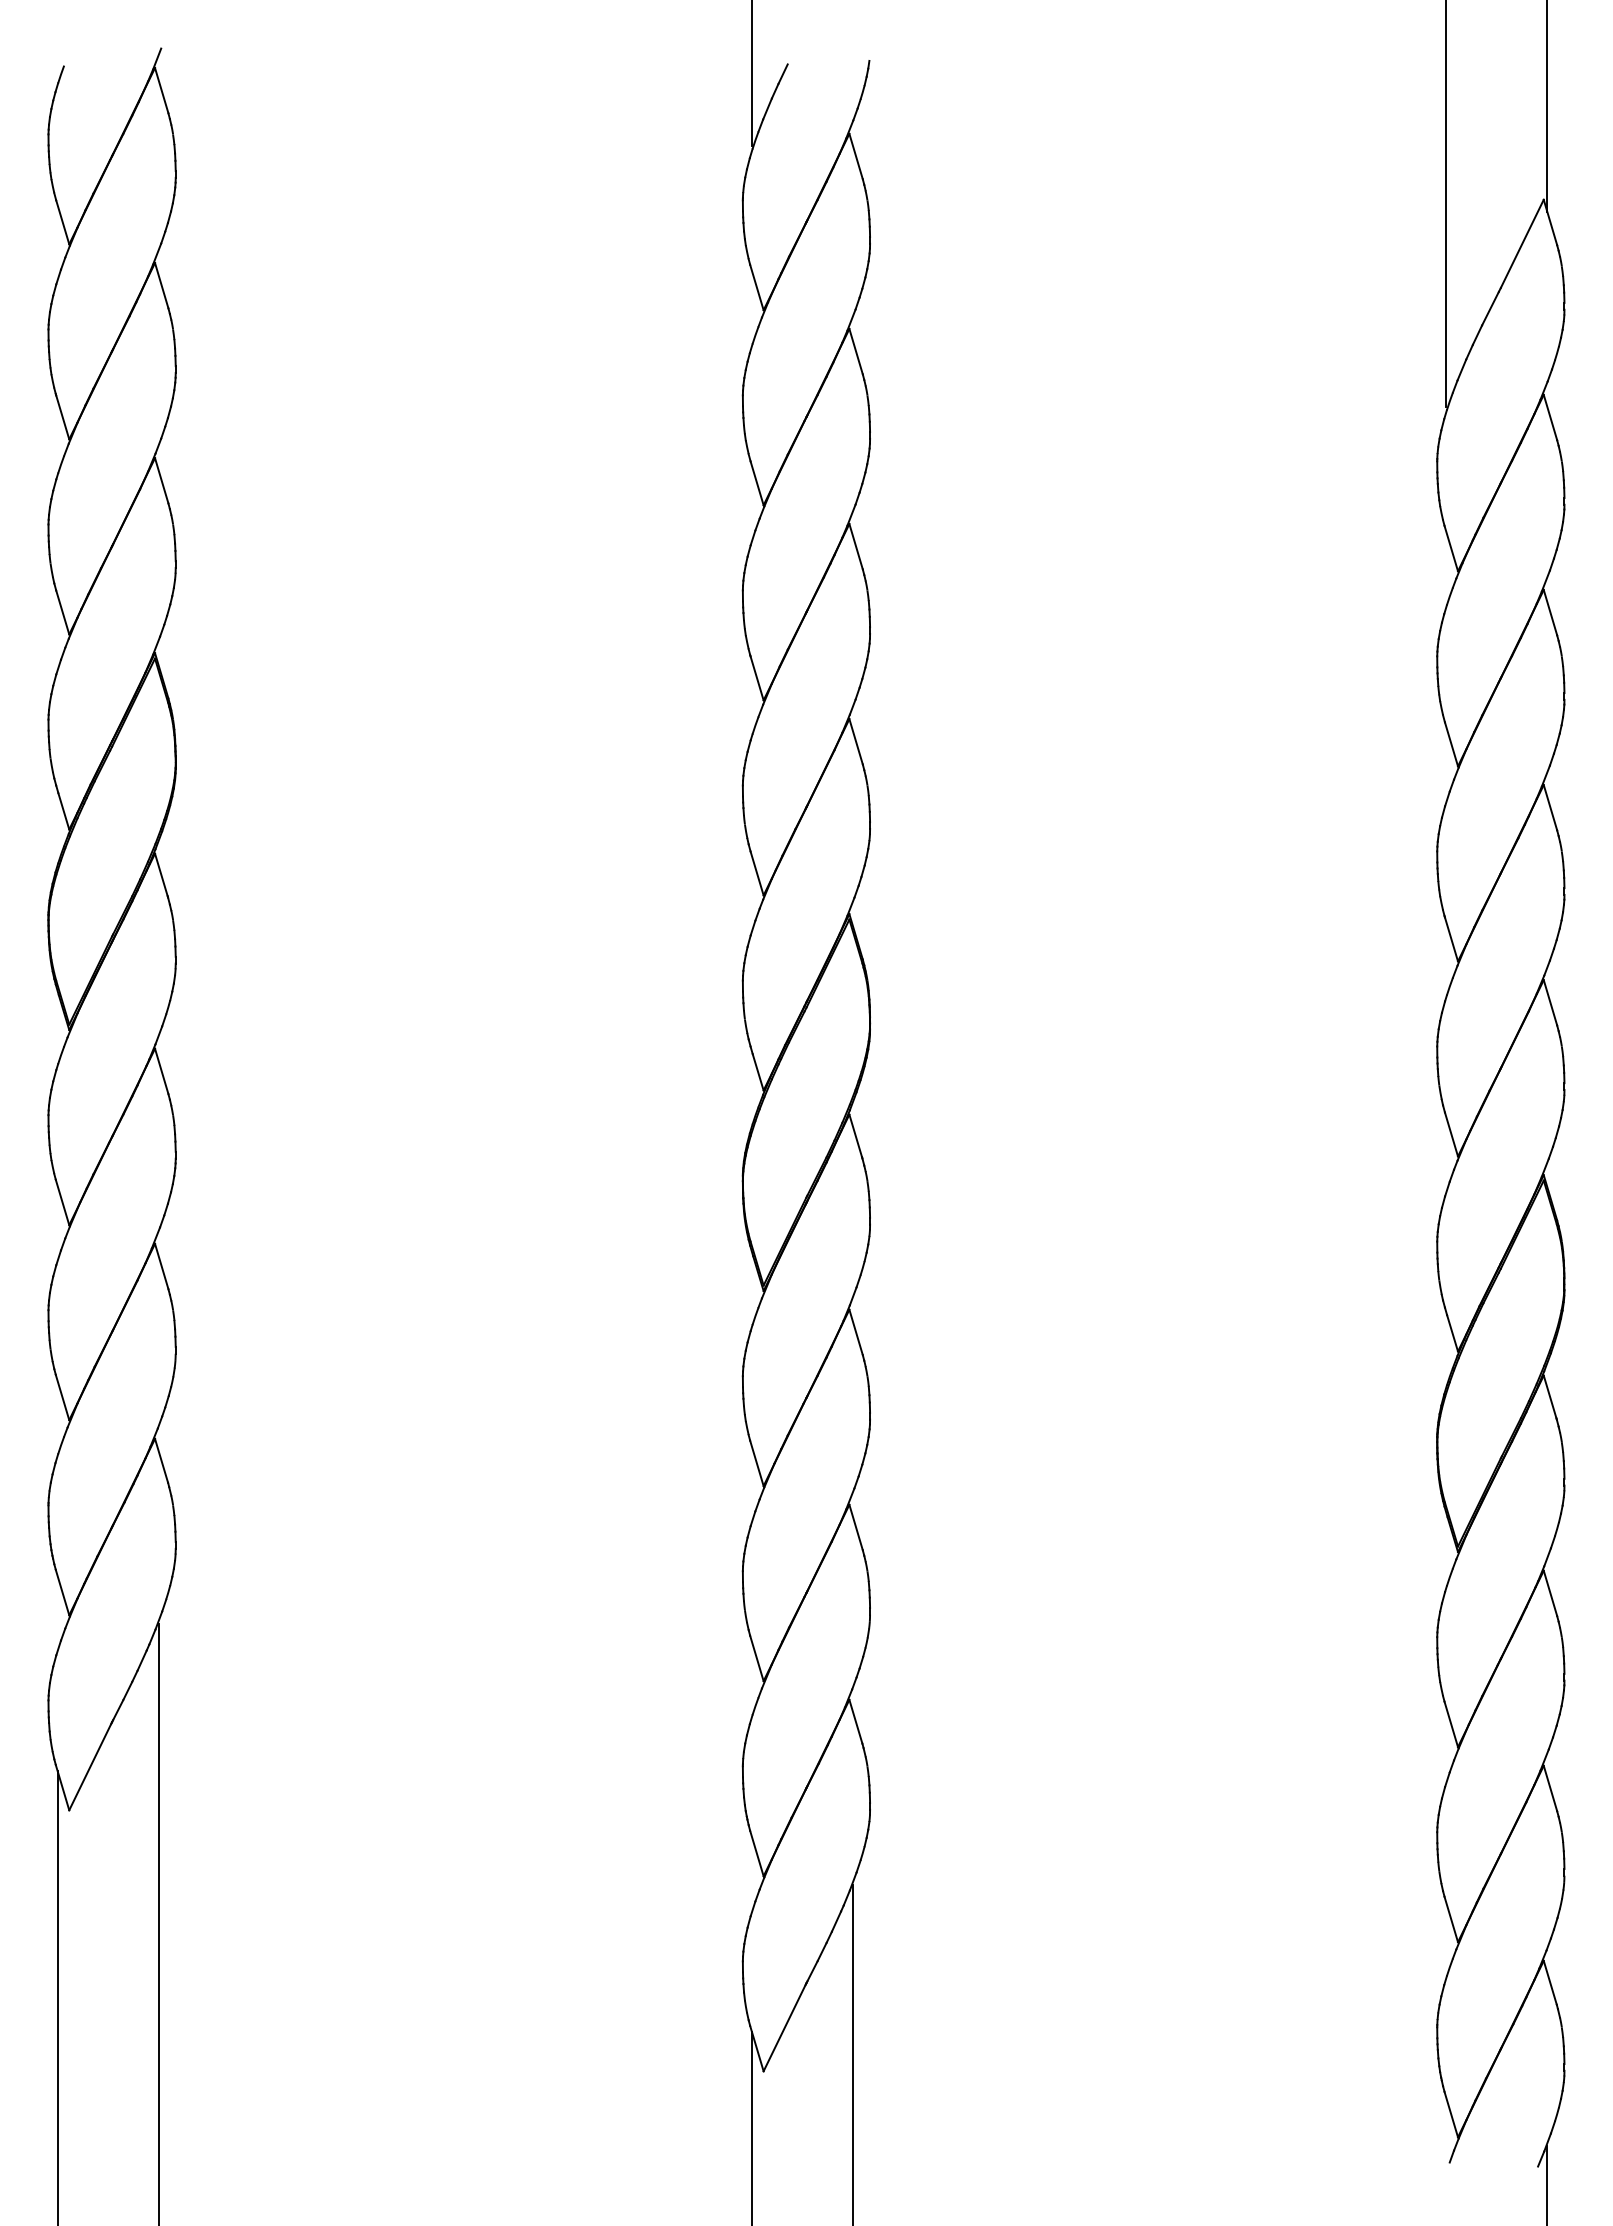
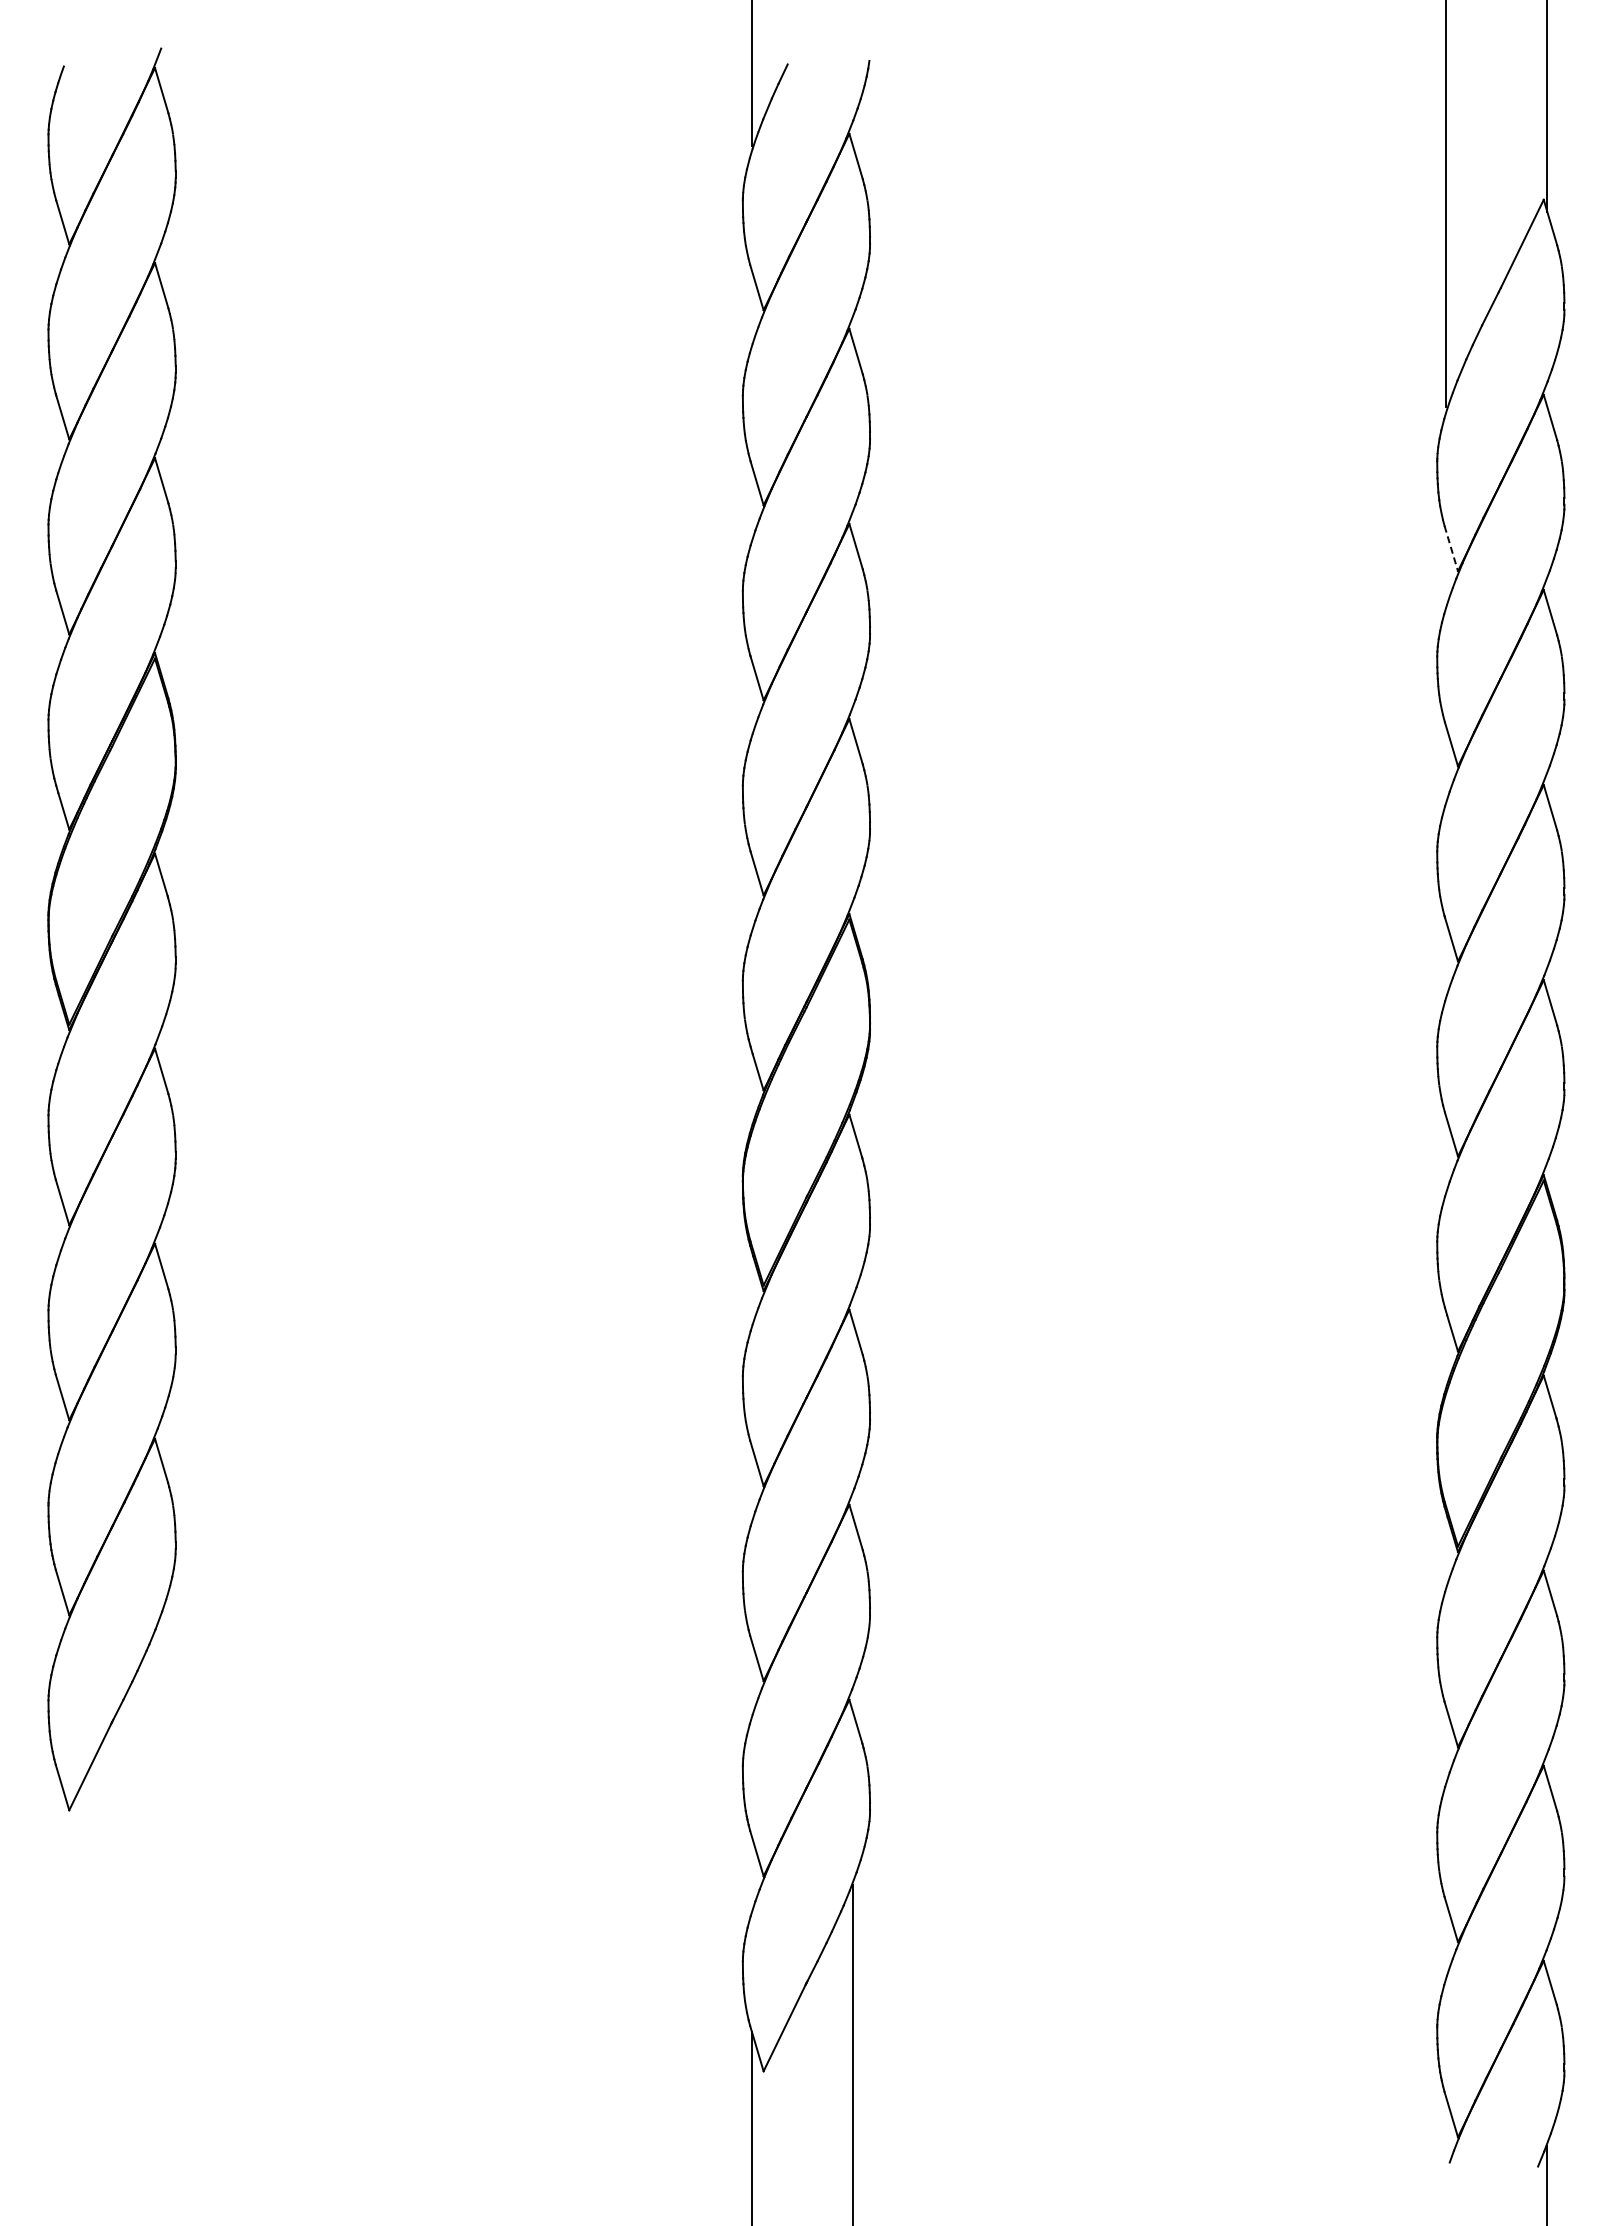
line: solid -> dashed (1451, 548)
line: present -> none (158, 1923)
line: present -> none (57, 1996)
